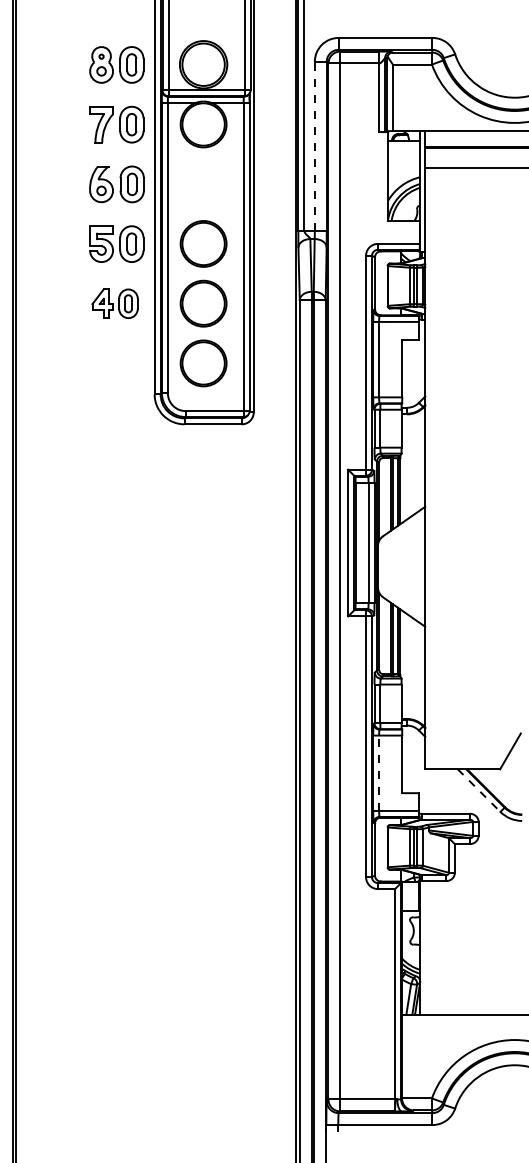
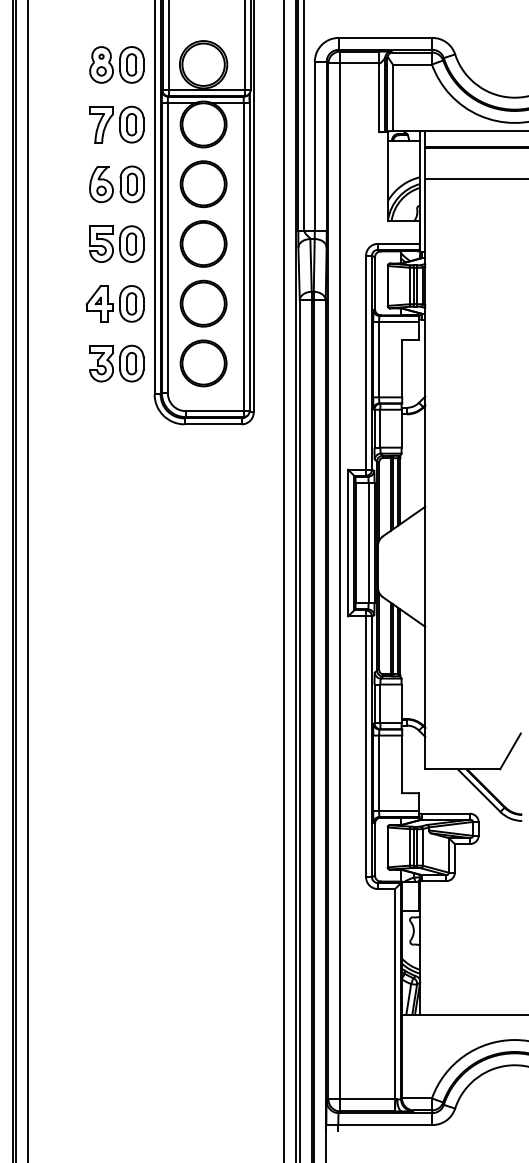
line: dashed -> solid (314, 145)
line position: (475, 168) -> (475, 179) (475, 179)
part: none -> present (203, 184)
part size: 48x31 px -> 60x39 px (114, 303)
part: none -> present (116, 363)
line: none -> present (27, 580)
line: none -> present (283, 580)
line: dashed -> solid (379, 773)
line: dashed -> solid (479, 790)
